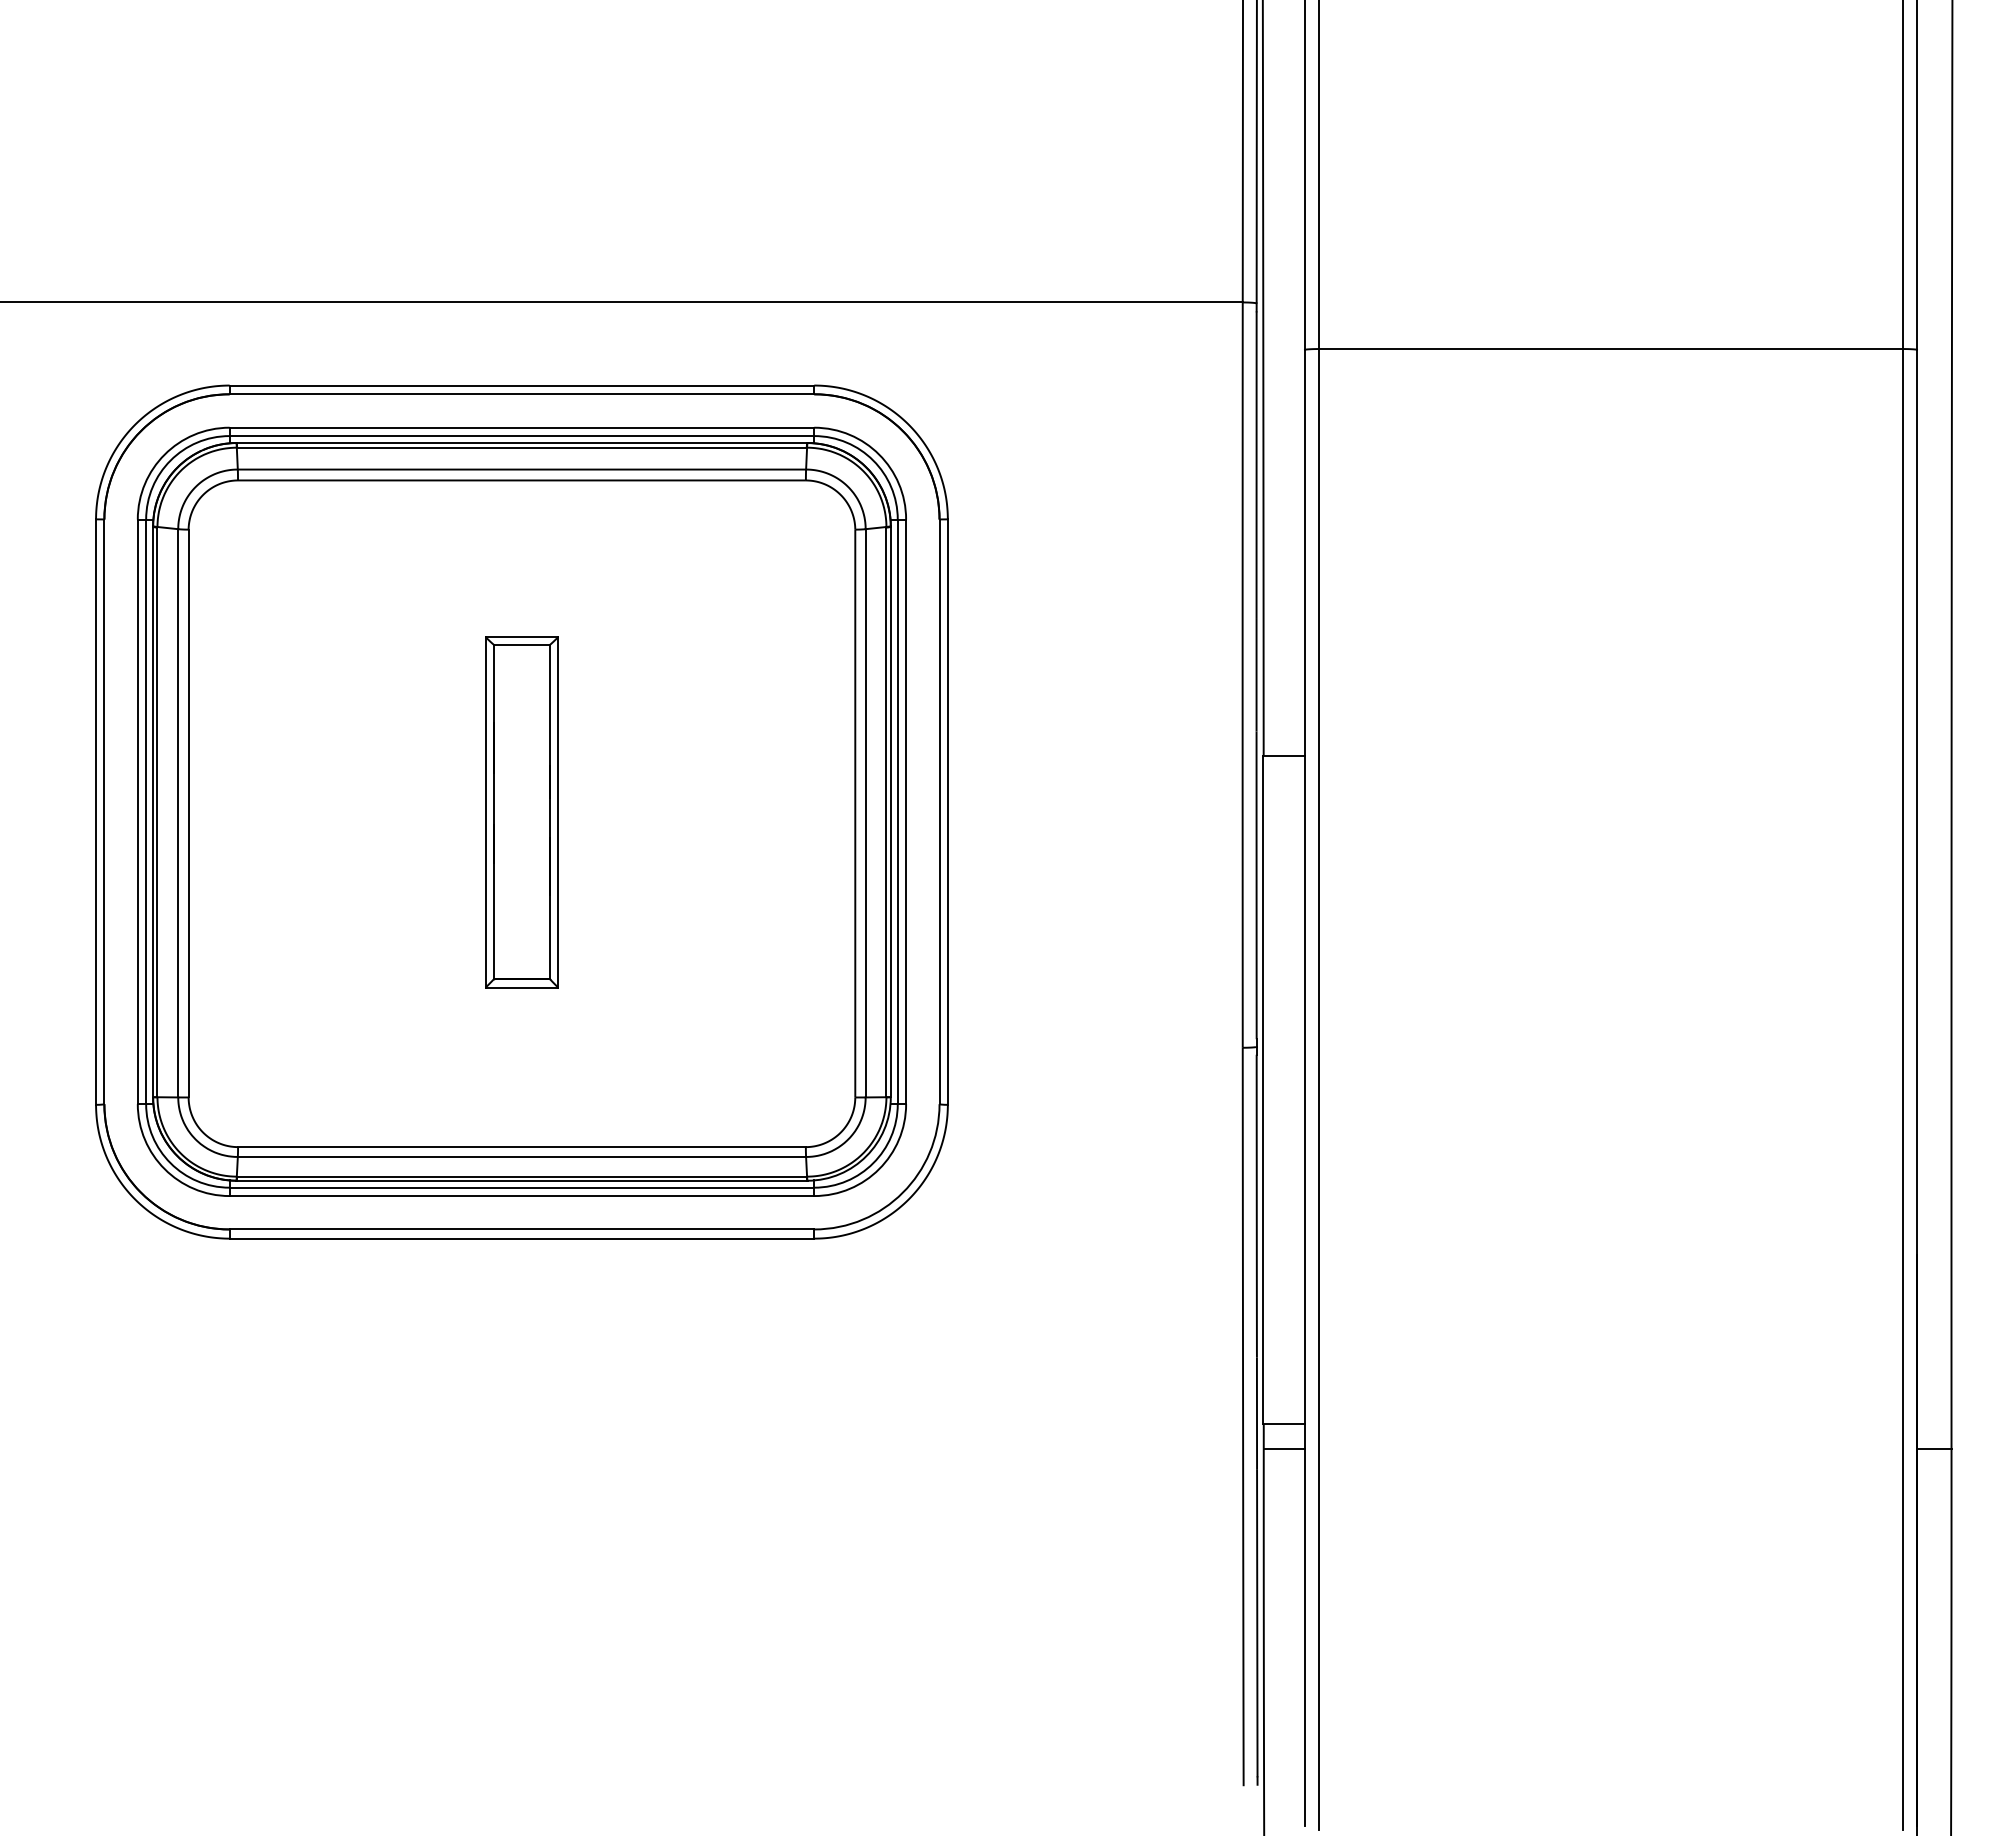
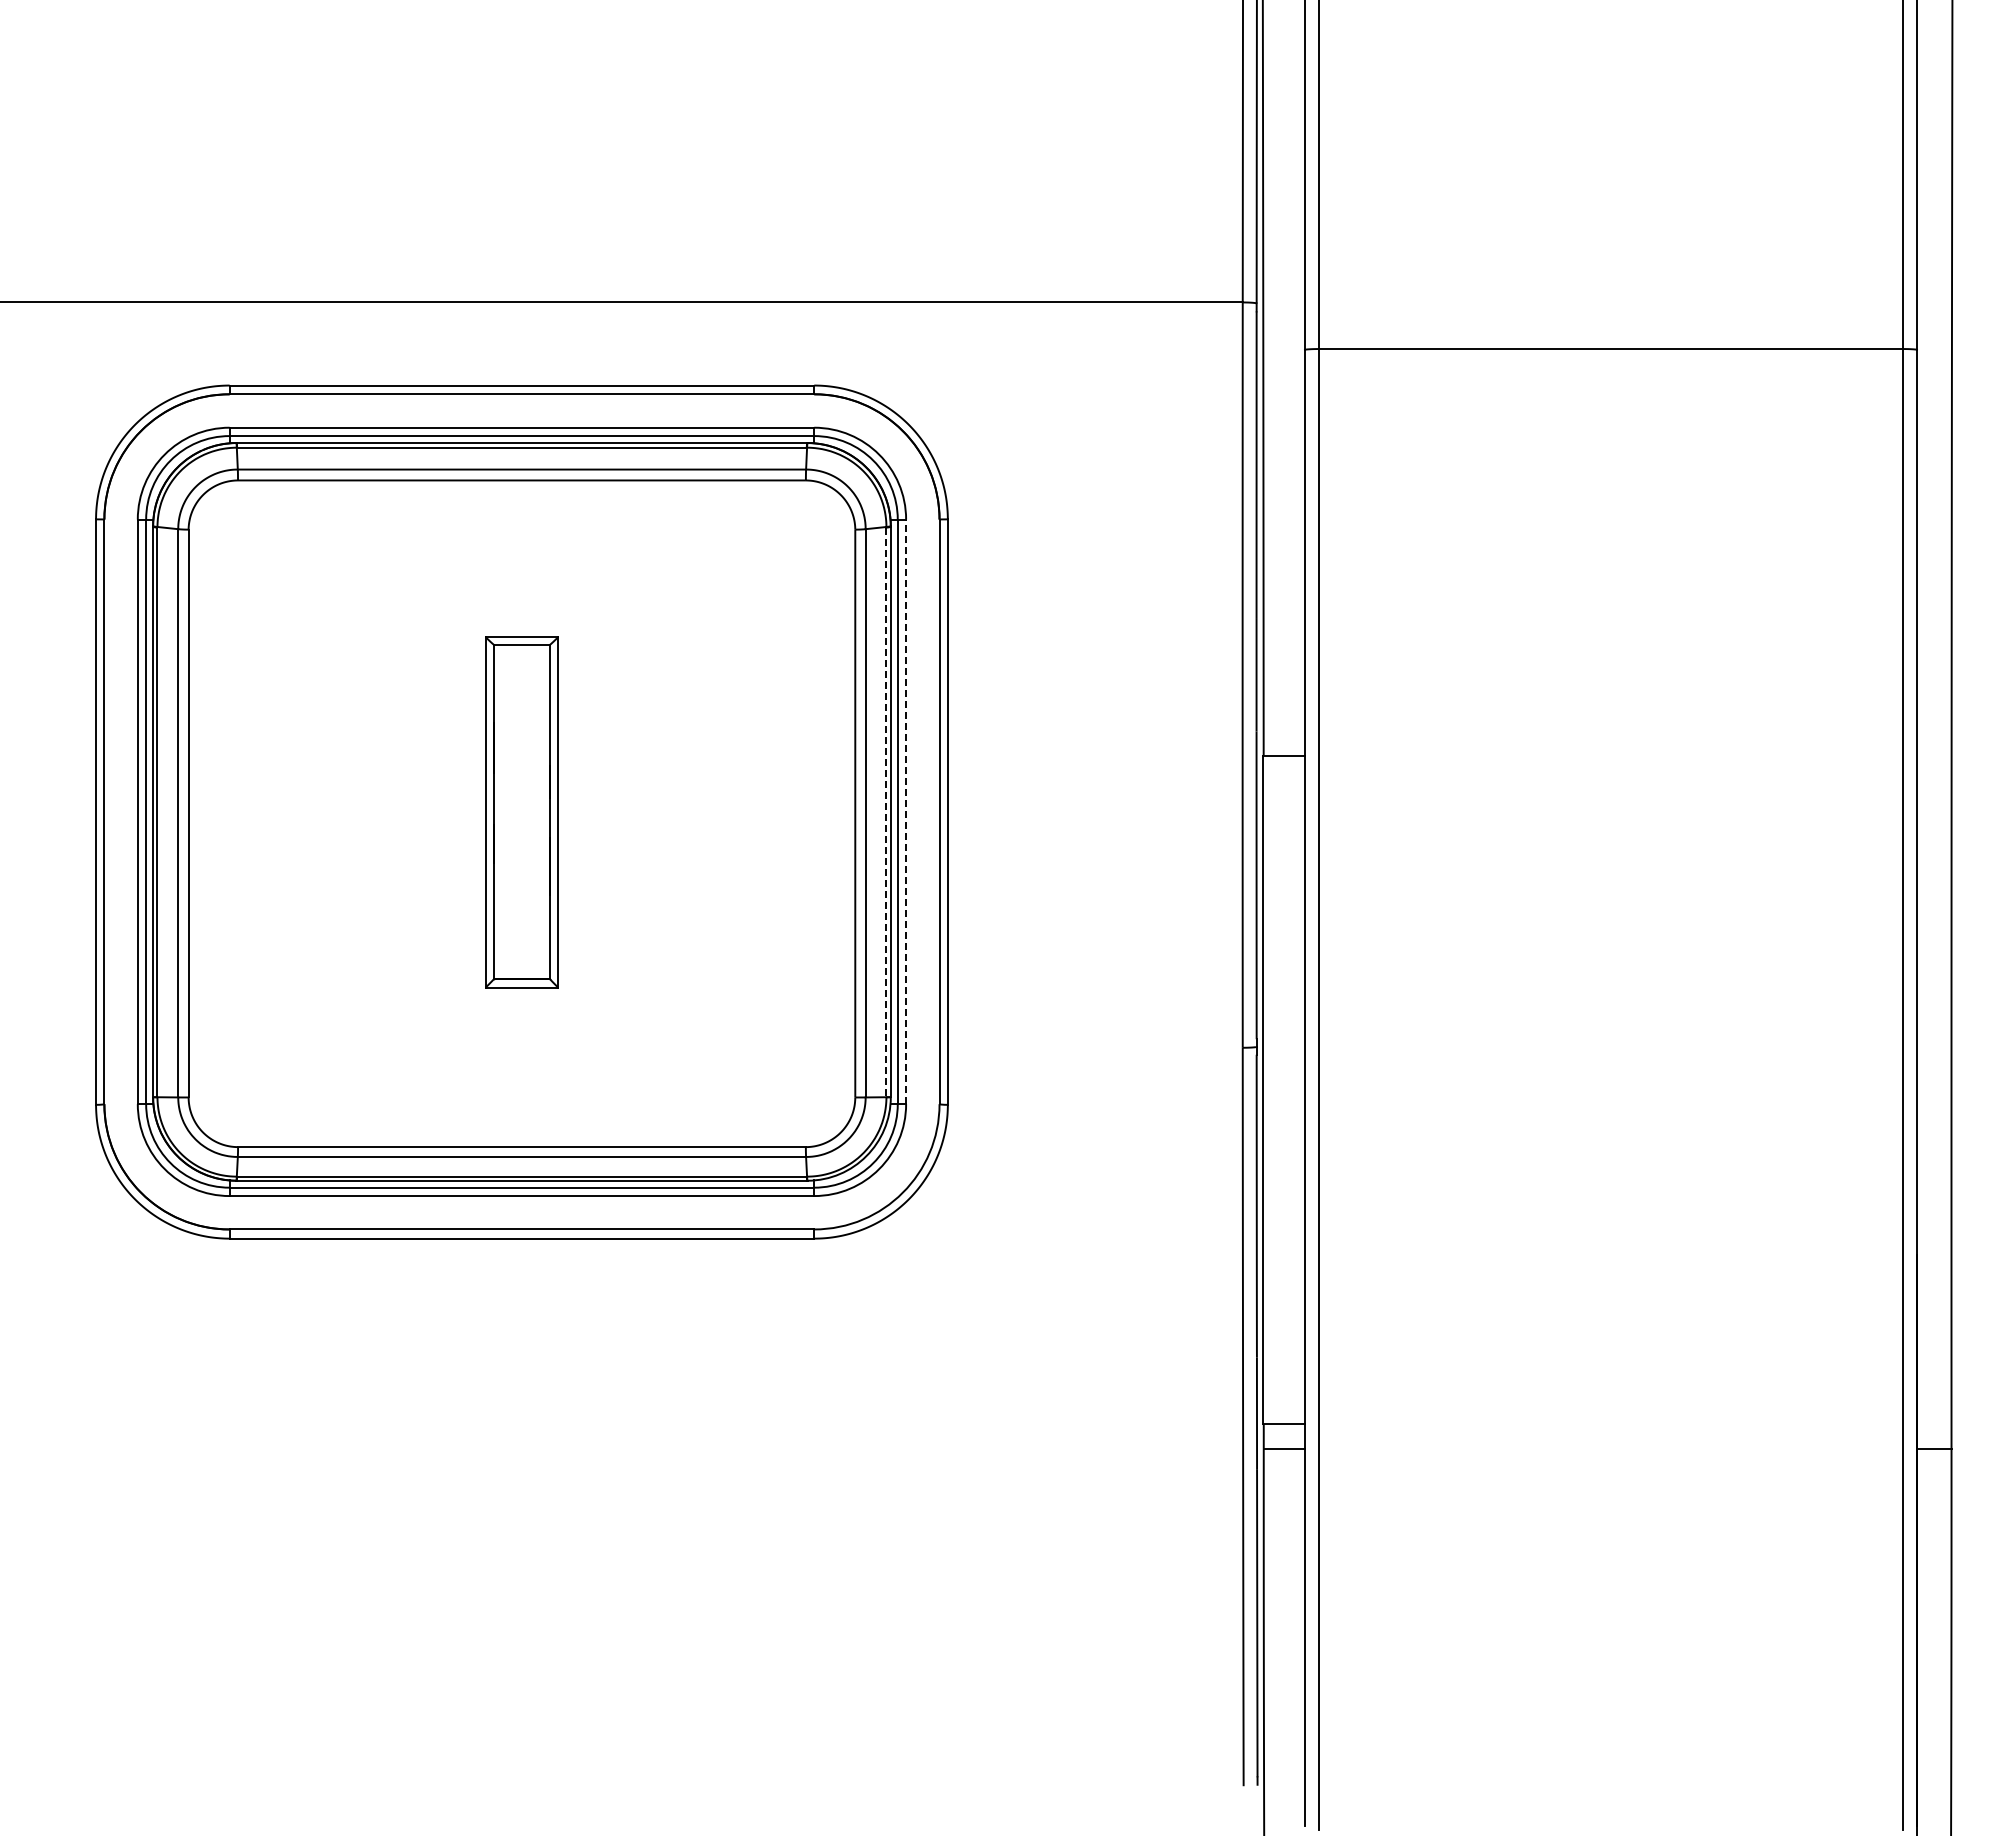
line: solid -> dashed (906, 811)
line: solid -> dashed (886, 812)
